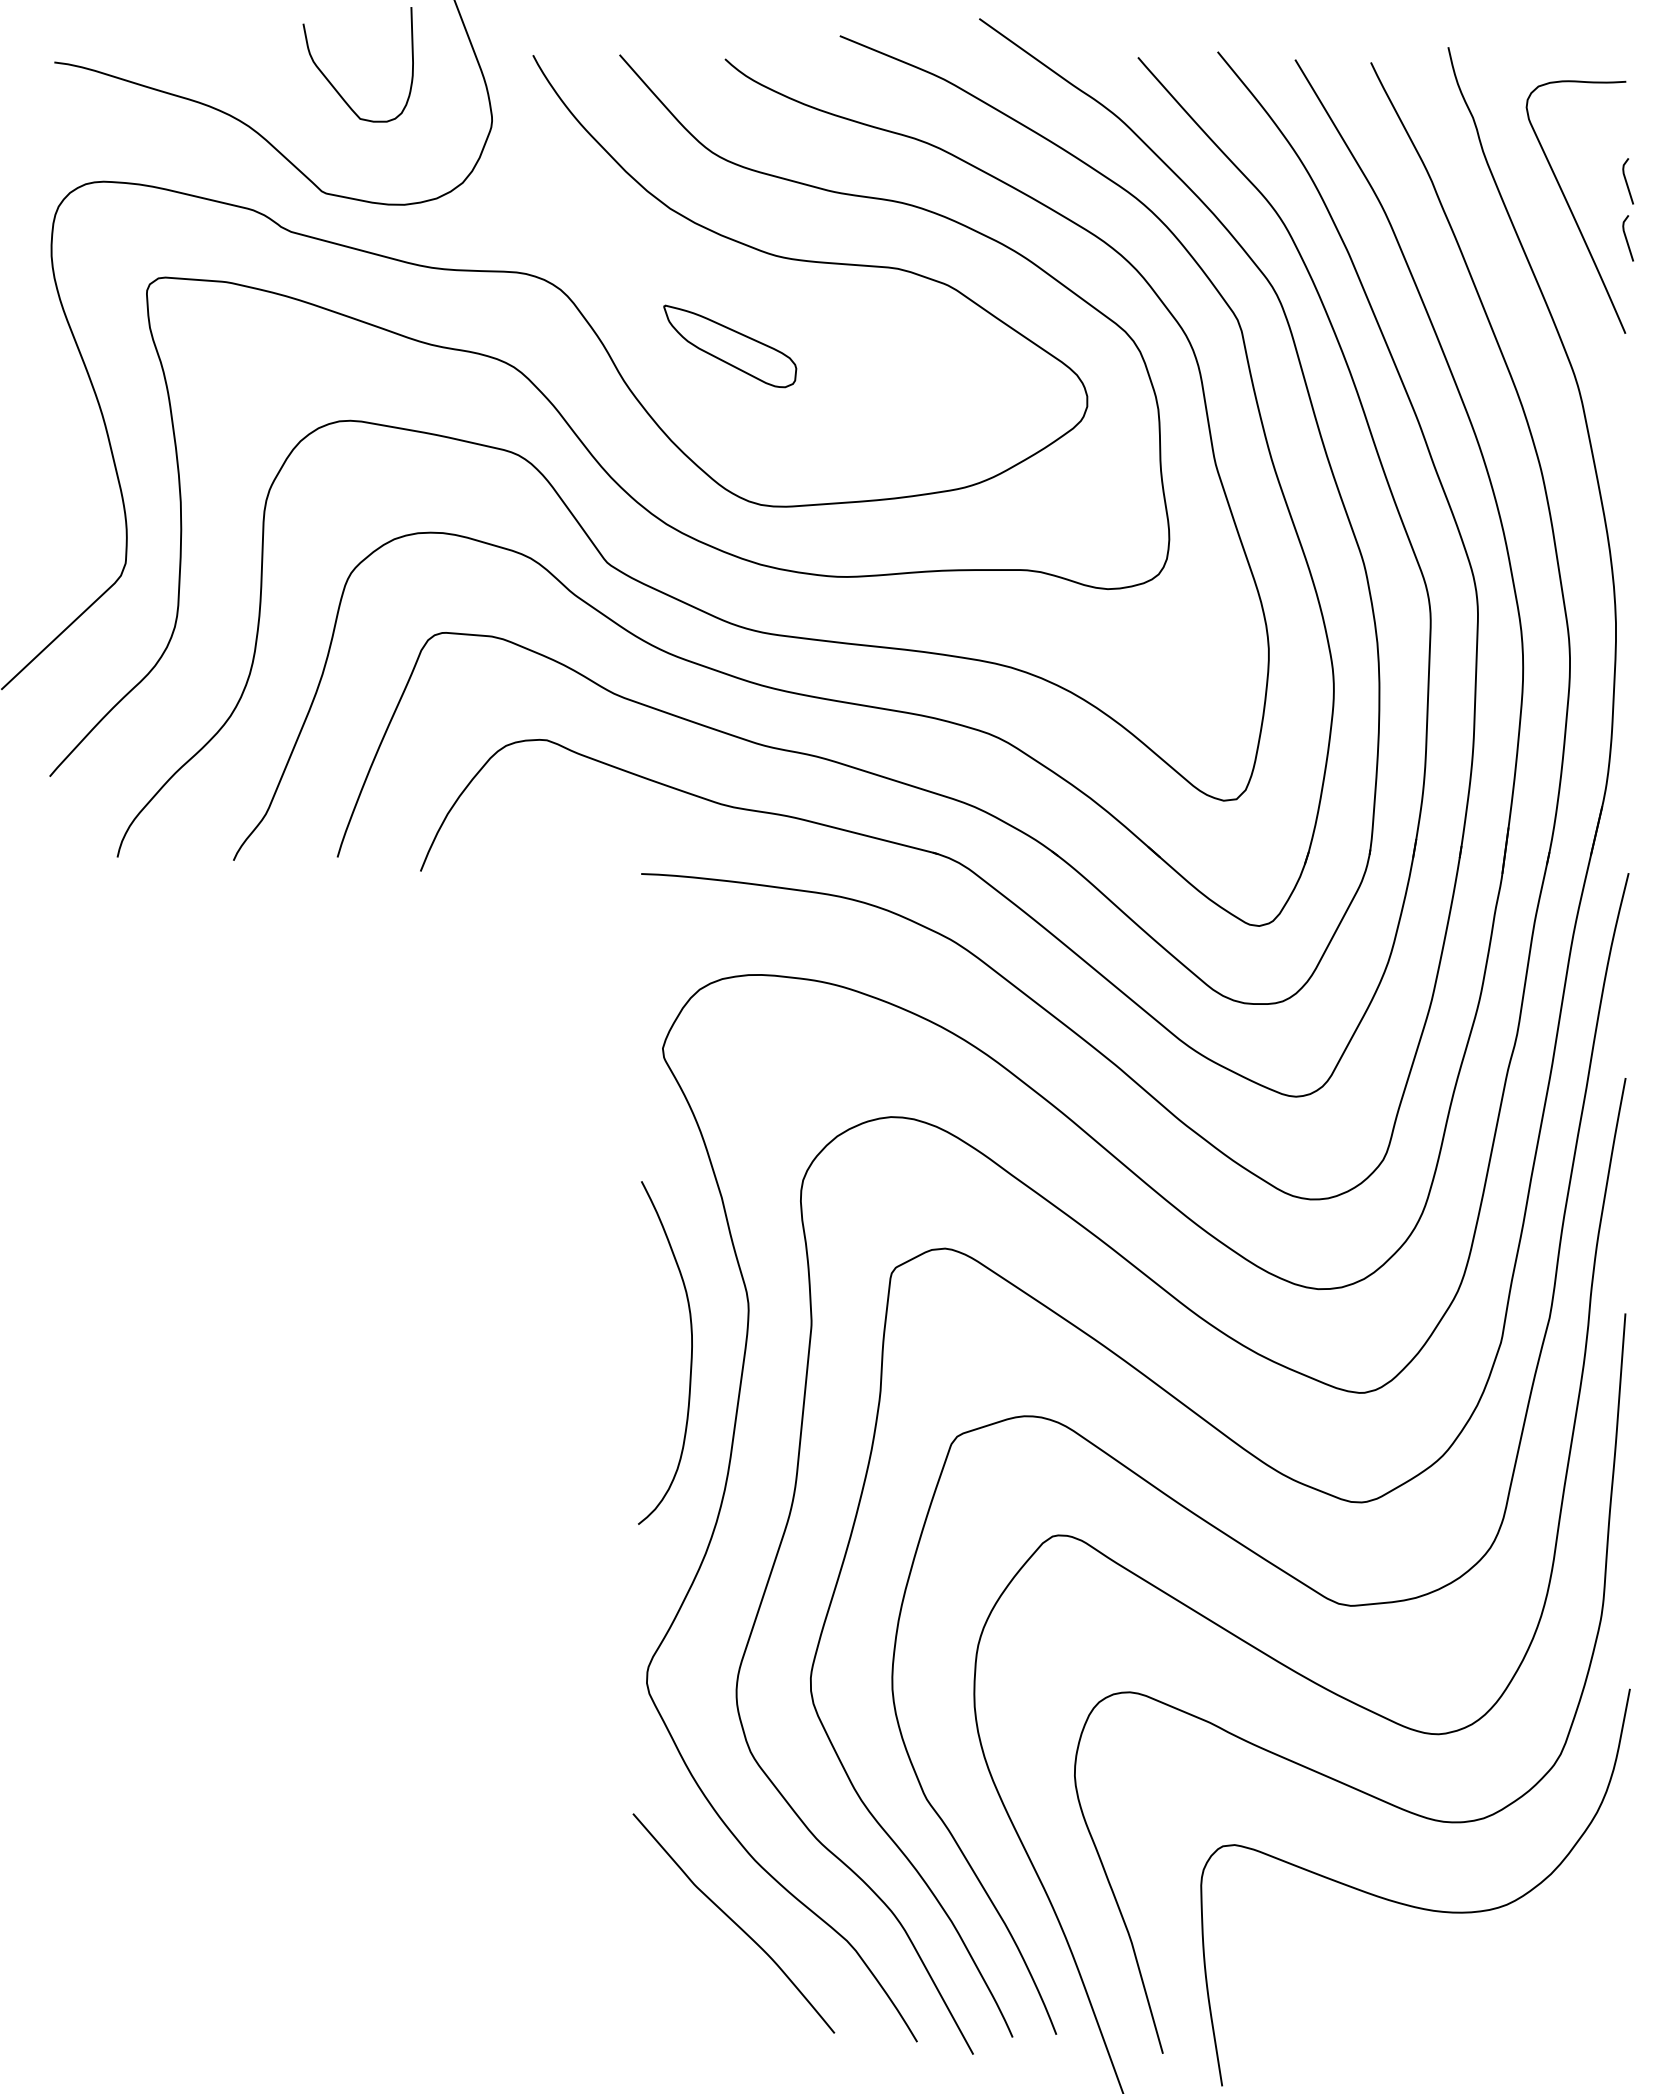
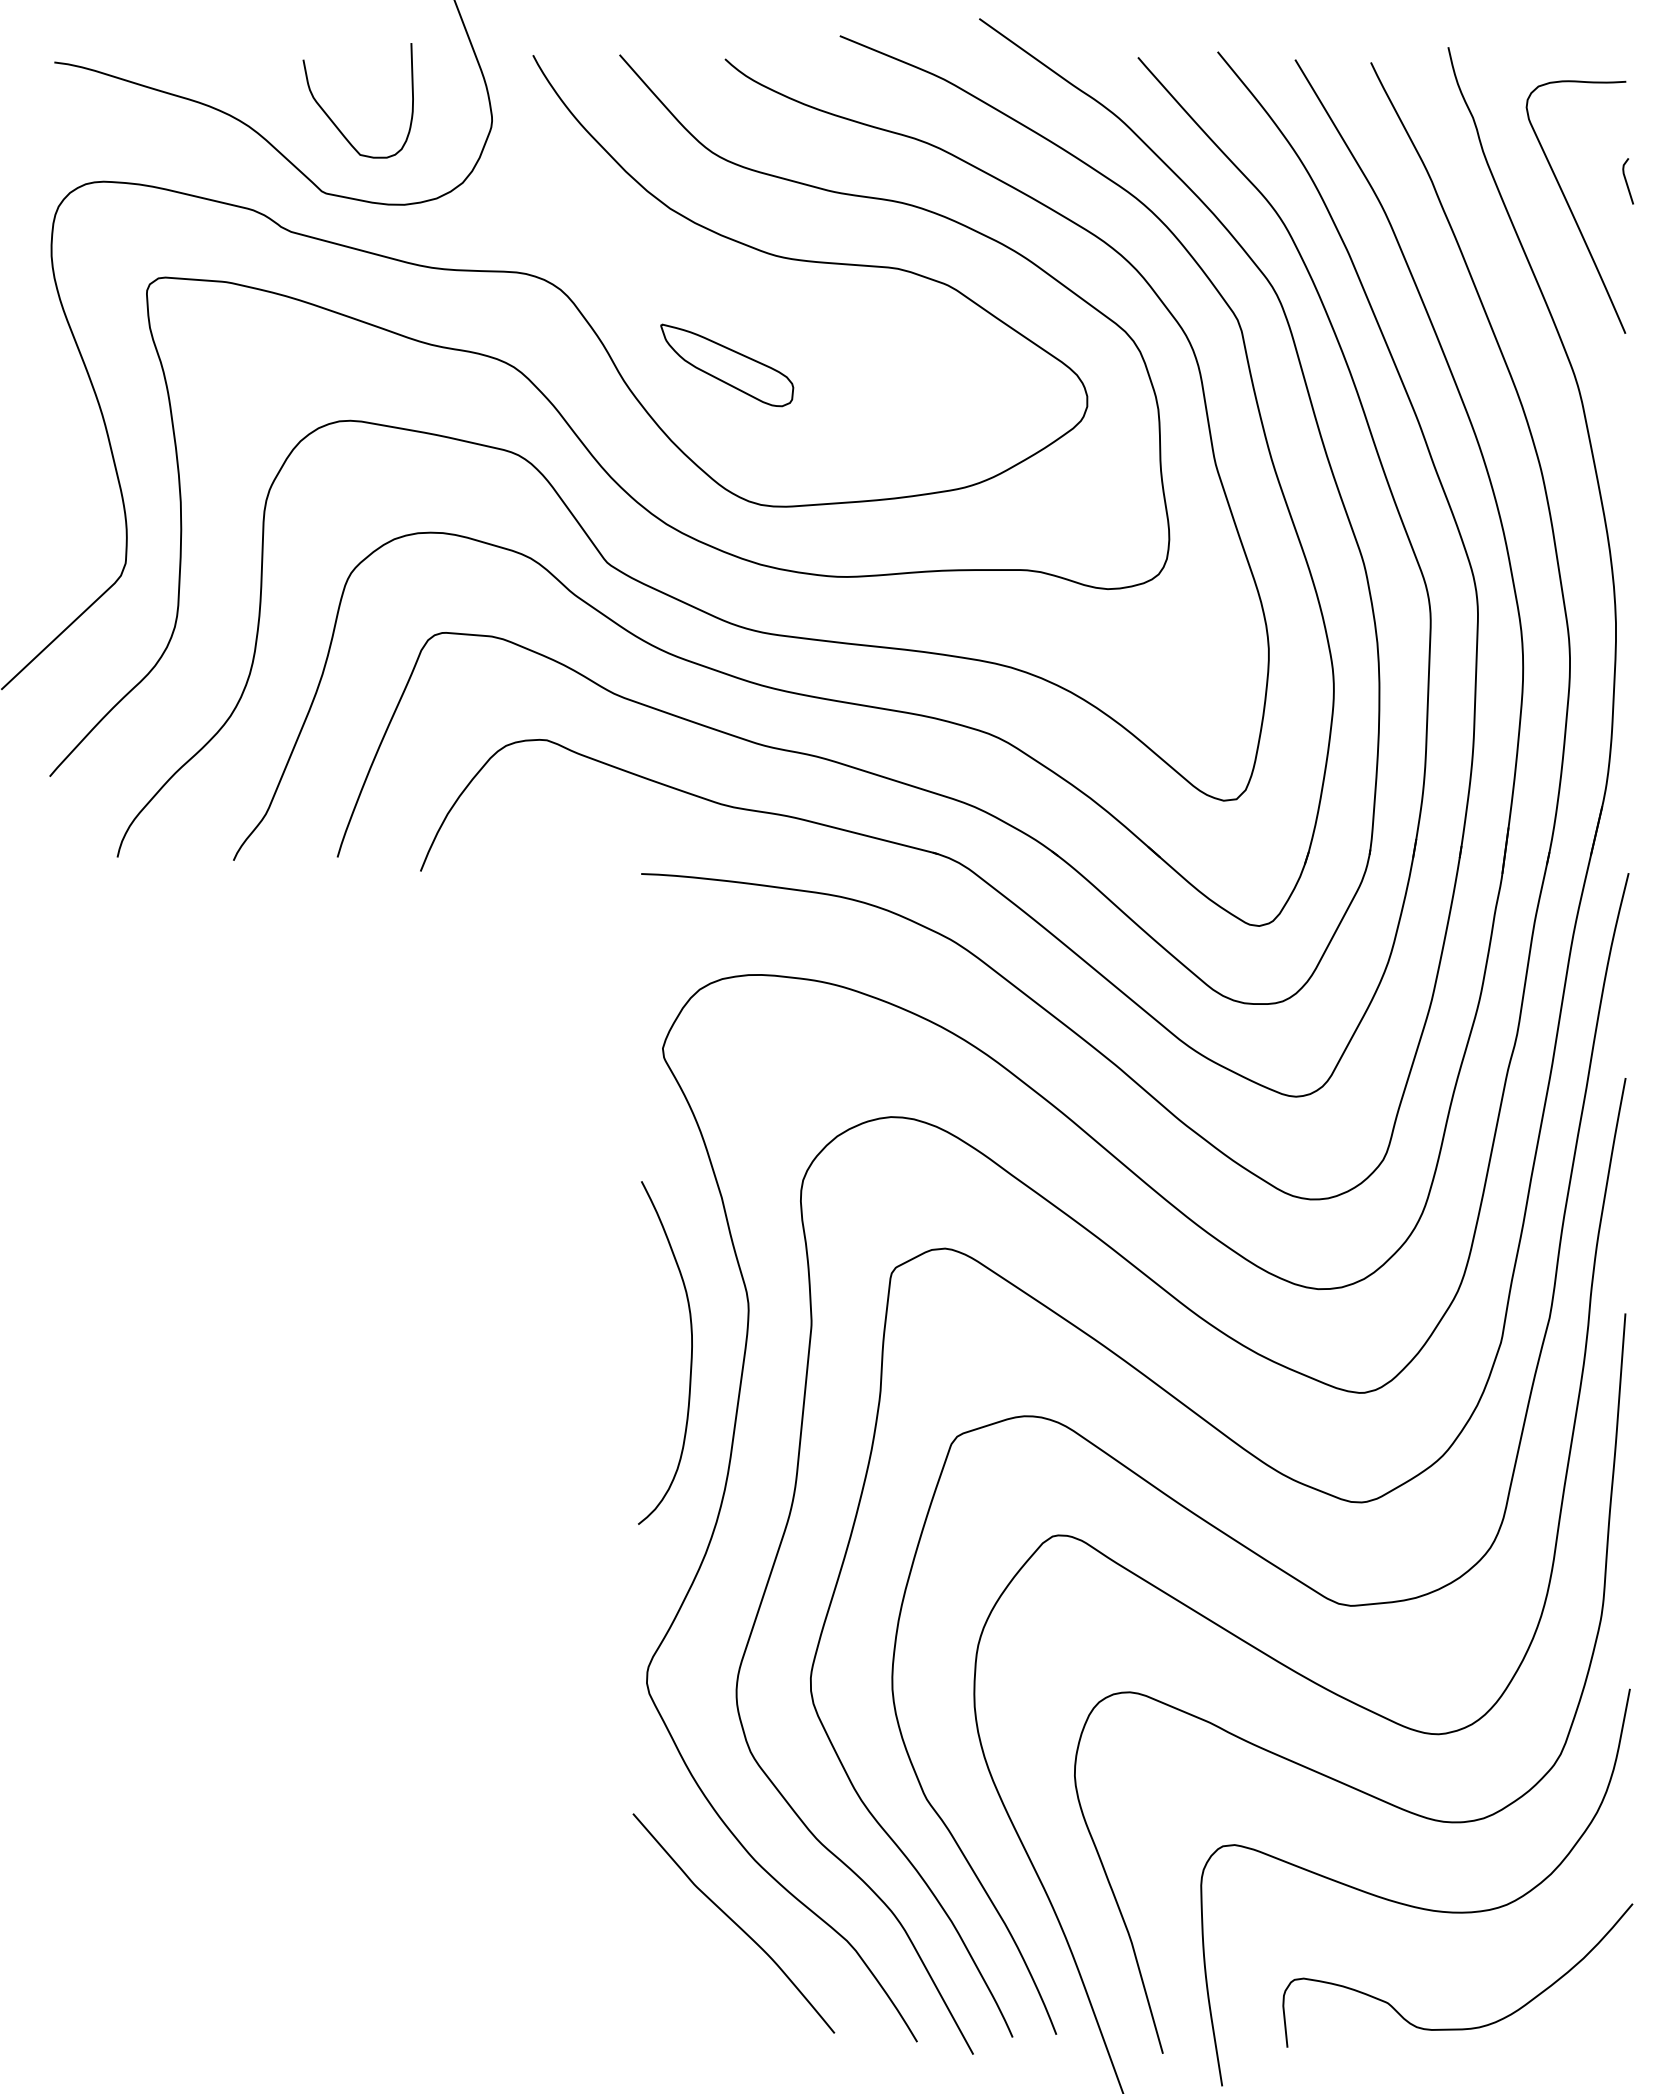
curve position: (334, 86) -> (334, 122) (334, 122)
line: present -> none (1627, 238)
part position: (730, 346) -> (727, 365) (727, 365)
curve: none -> present (1457, 2028)
